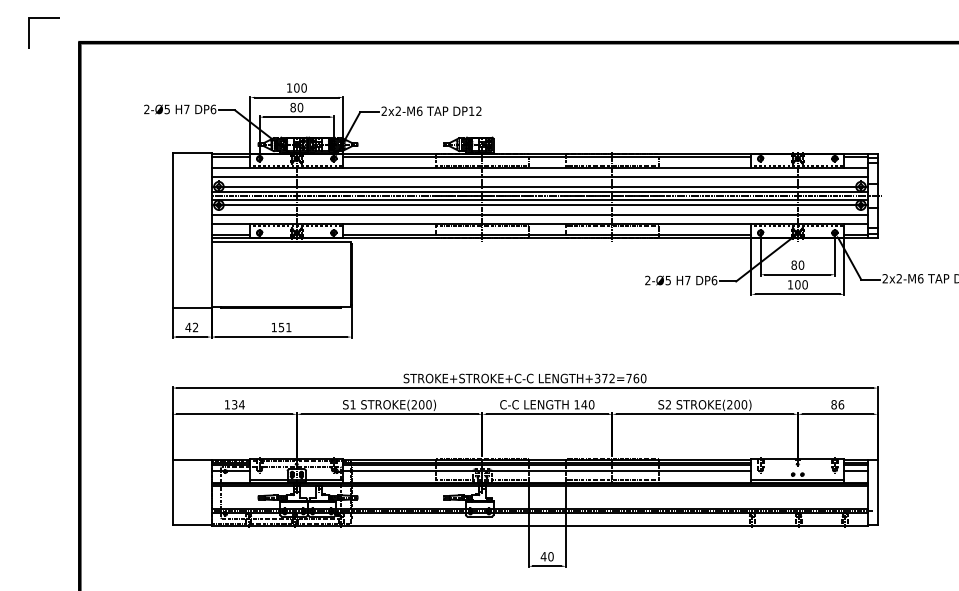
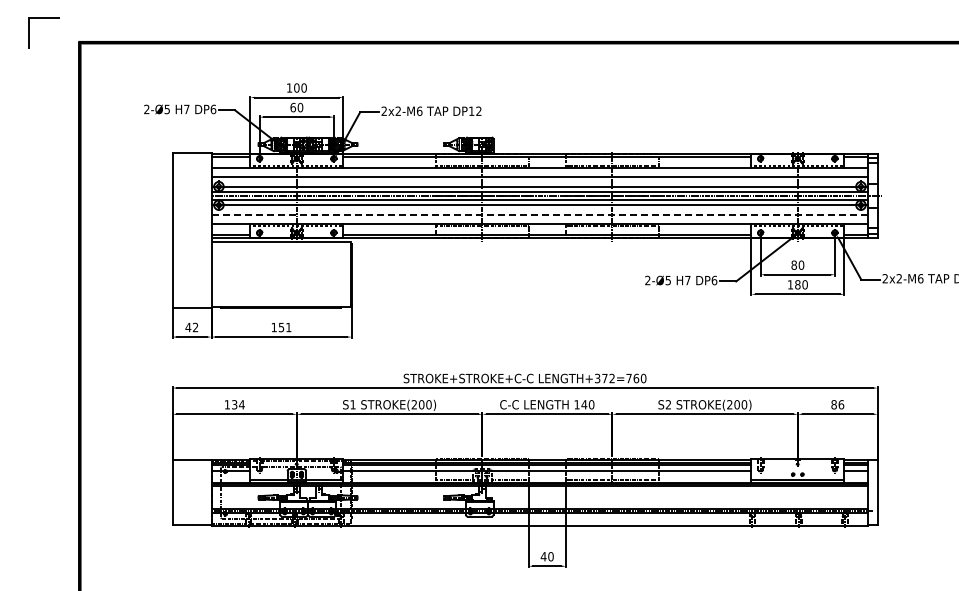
text: 80 -> 60 (292, 107)
line: solid -> dashed (539, 214)
text: 100 -> 180 (797, 284)
